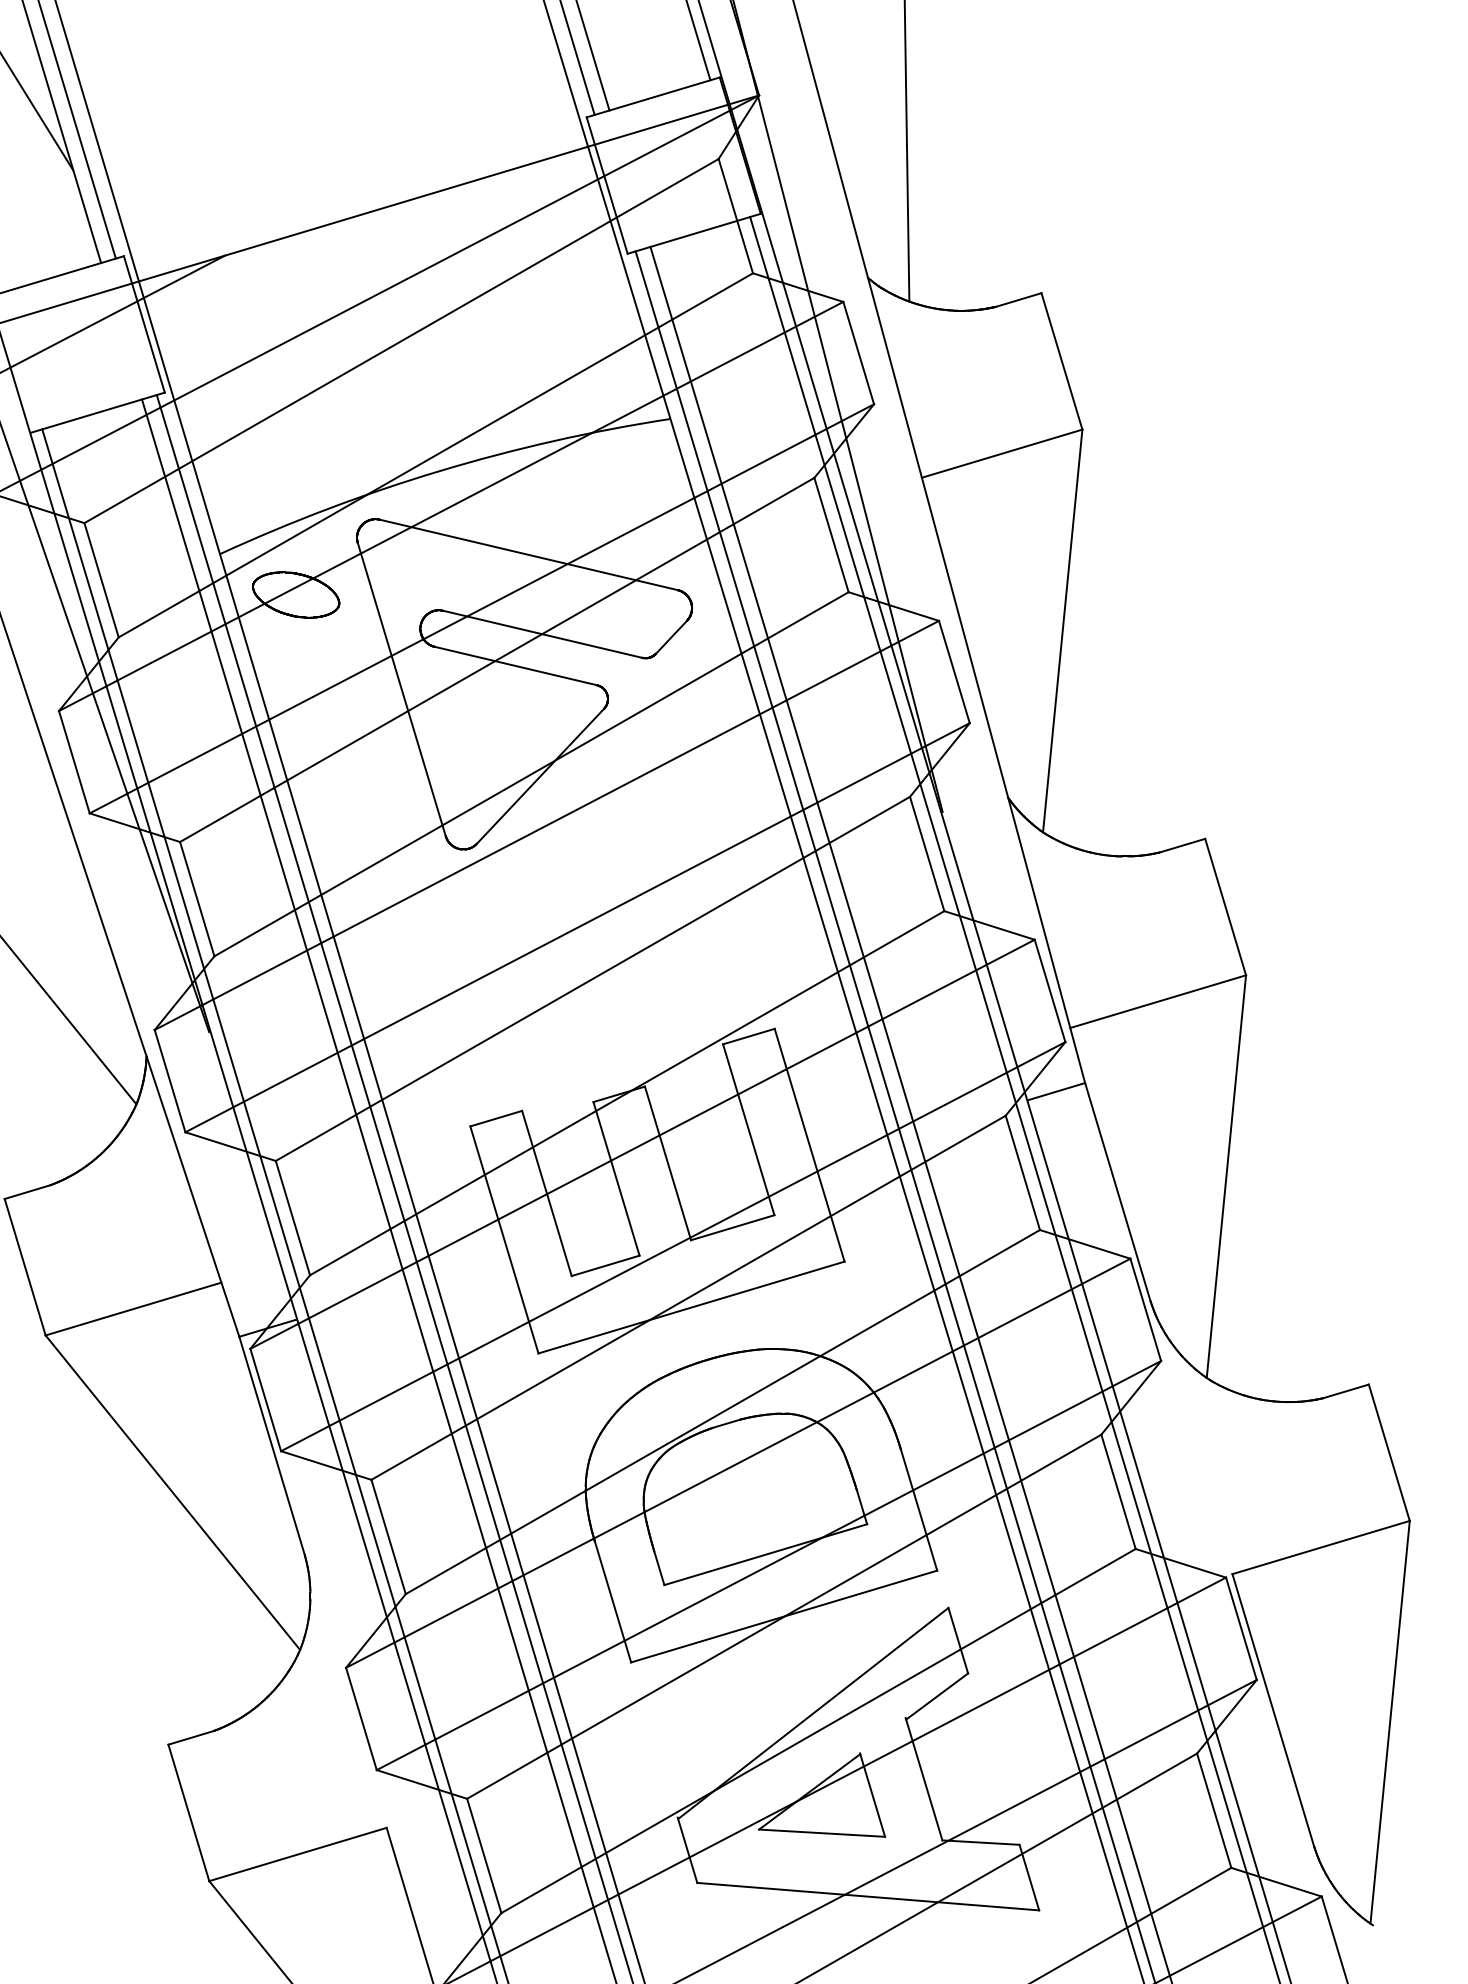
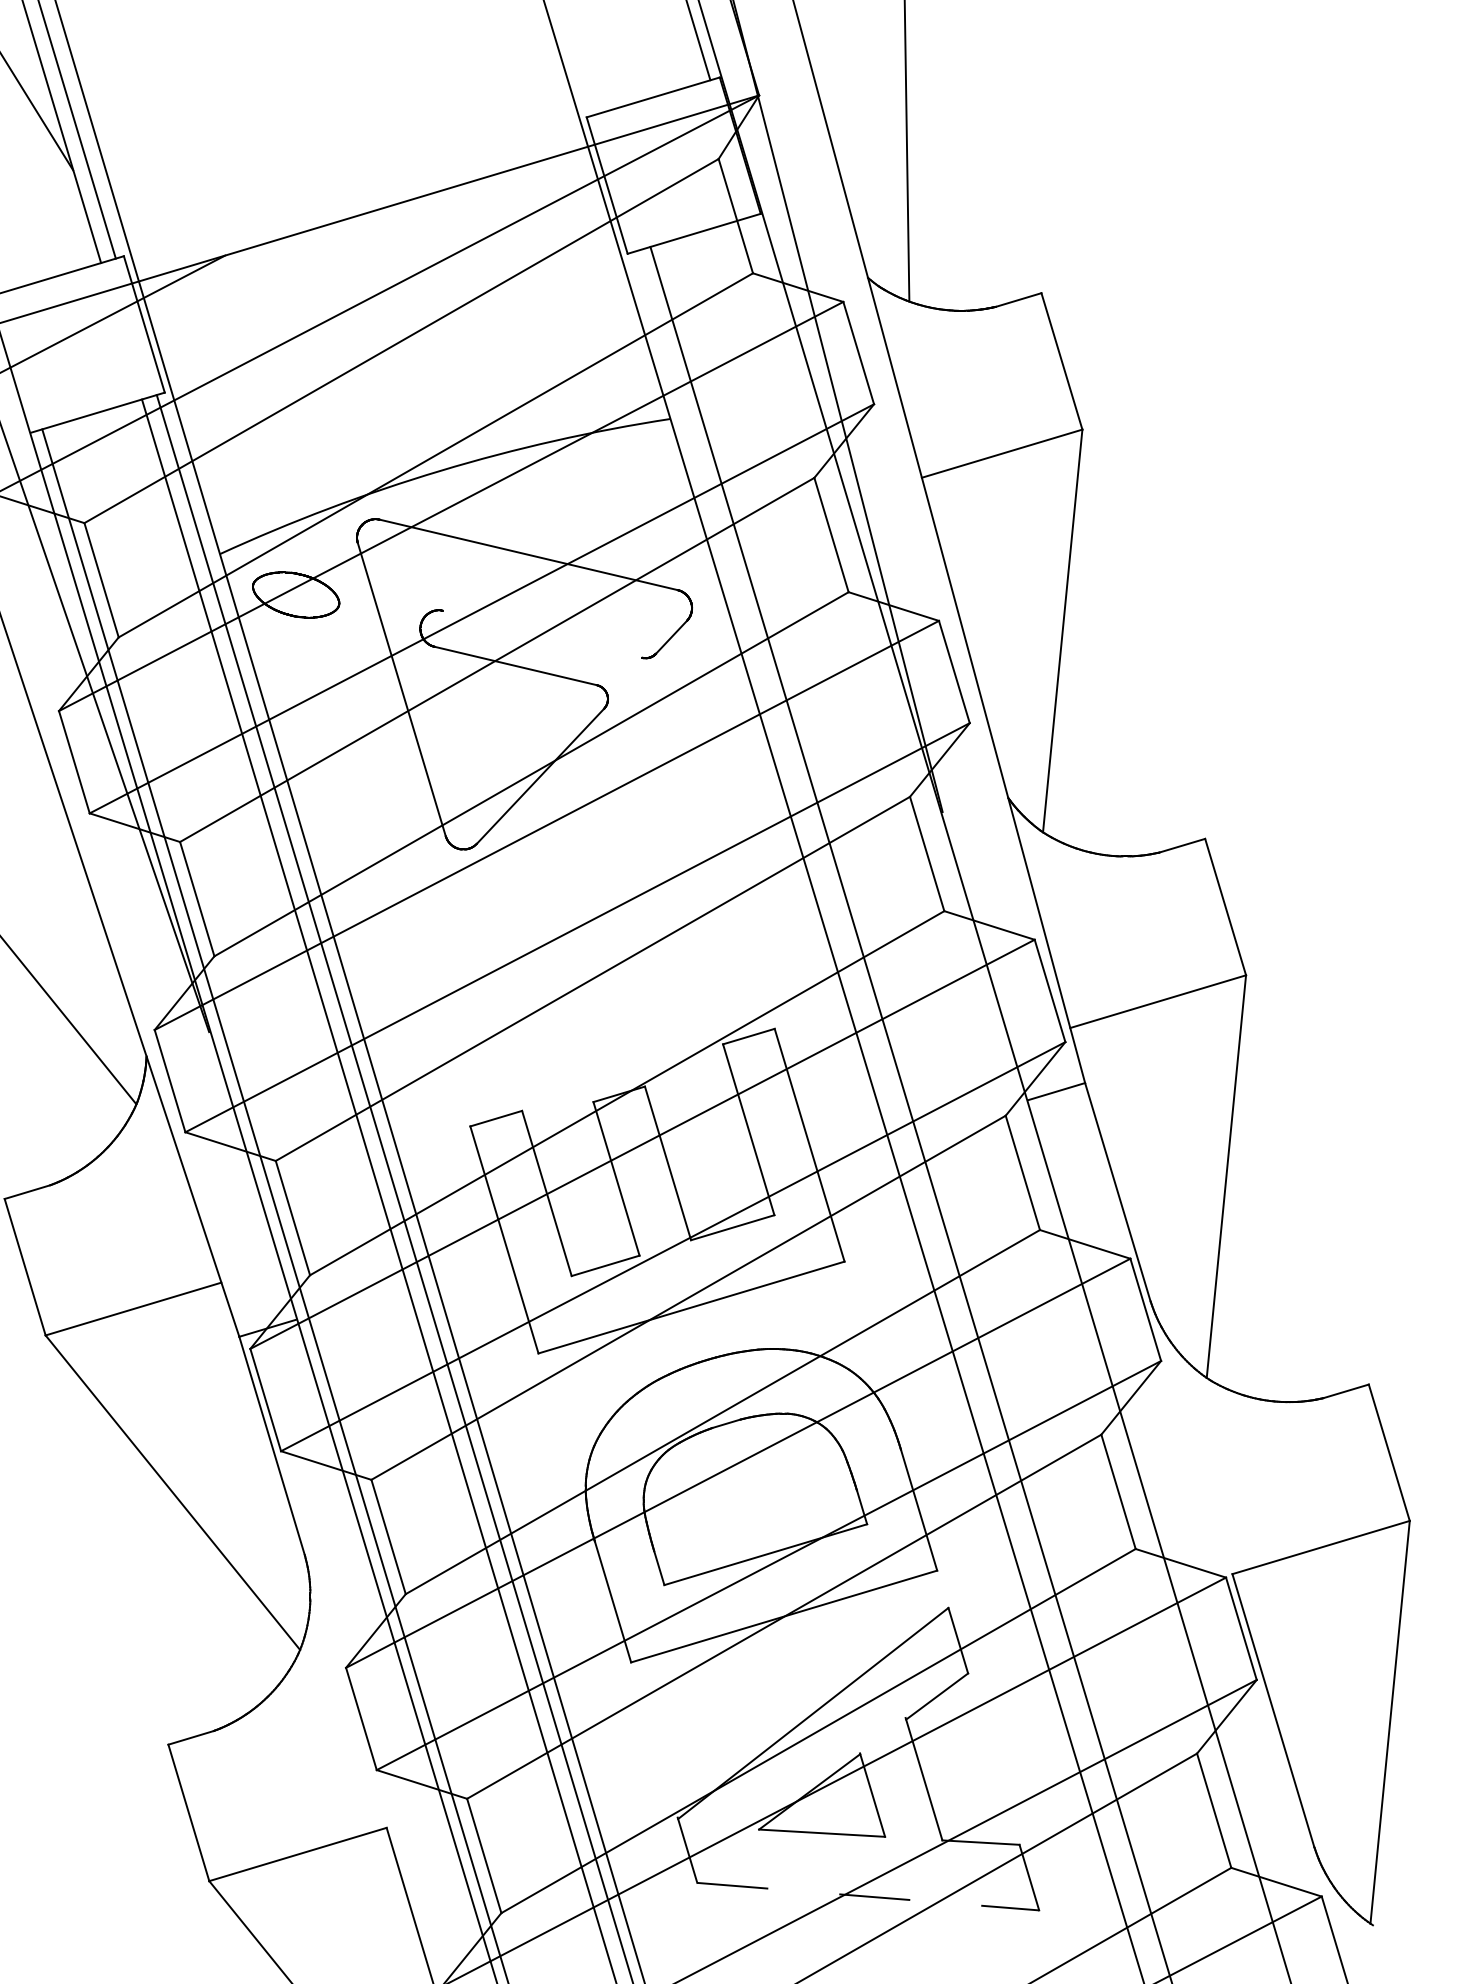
line: present -> none (592, 56)
line: present -> none (577, 58)
line: present -> none (542, 633)
line: present -> none (1014, 1098)
line: present -> none (894, 1115)
line: solid -> dashed (868, 1896)
